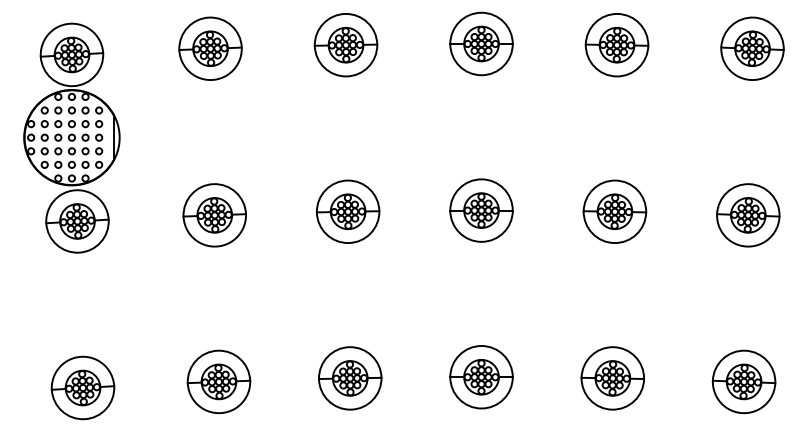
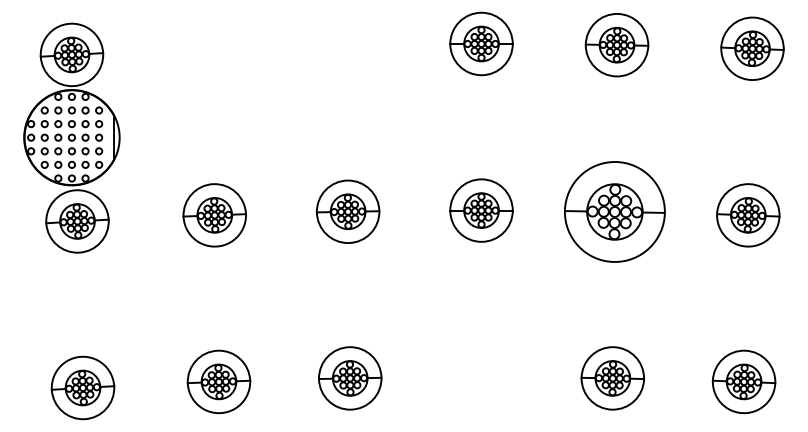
part: present -> none (345, 45)
part: present -> none (210, 48)
part size: 66x65 px -> 102x102 px (614, 211)
part: present -> none (481, 377)
